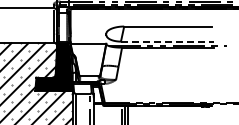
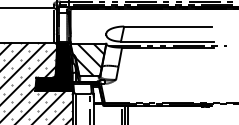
line: dashed -> solid (168, 41)
hatch: none -> present (89, 59)
